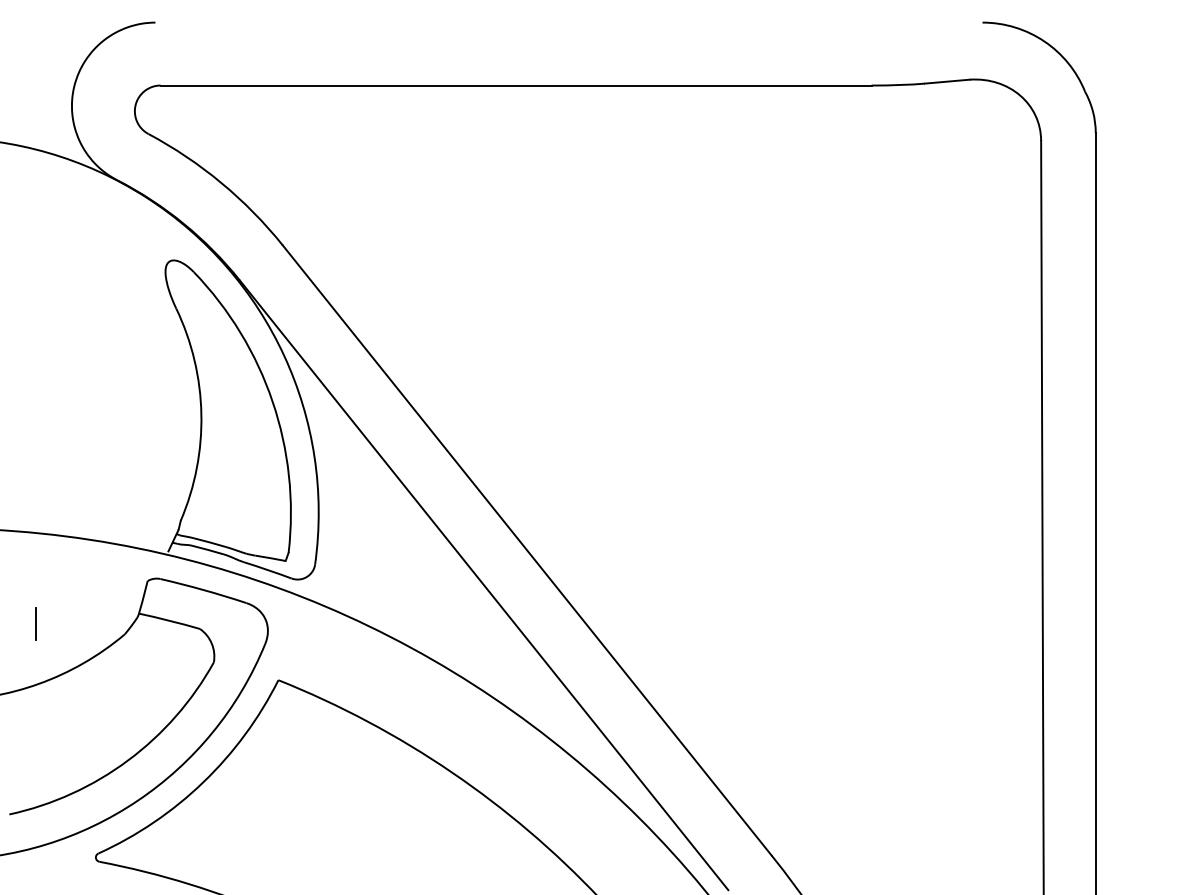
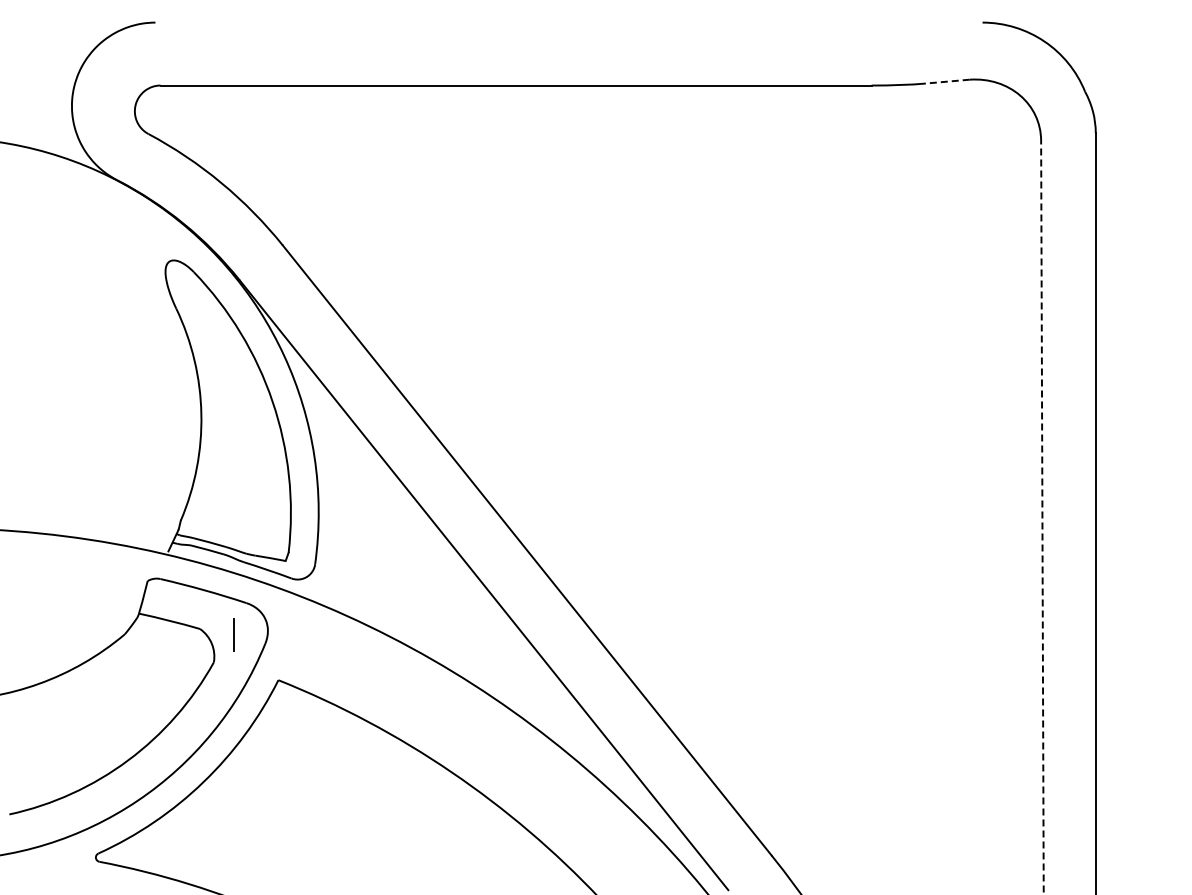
line: solid -> dashed (946, 81)
line: solid -> dashed (1042, 517)
line position: (35, 623) -> (233, 634) (233, 634)
